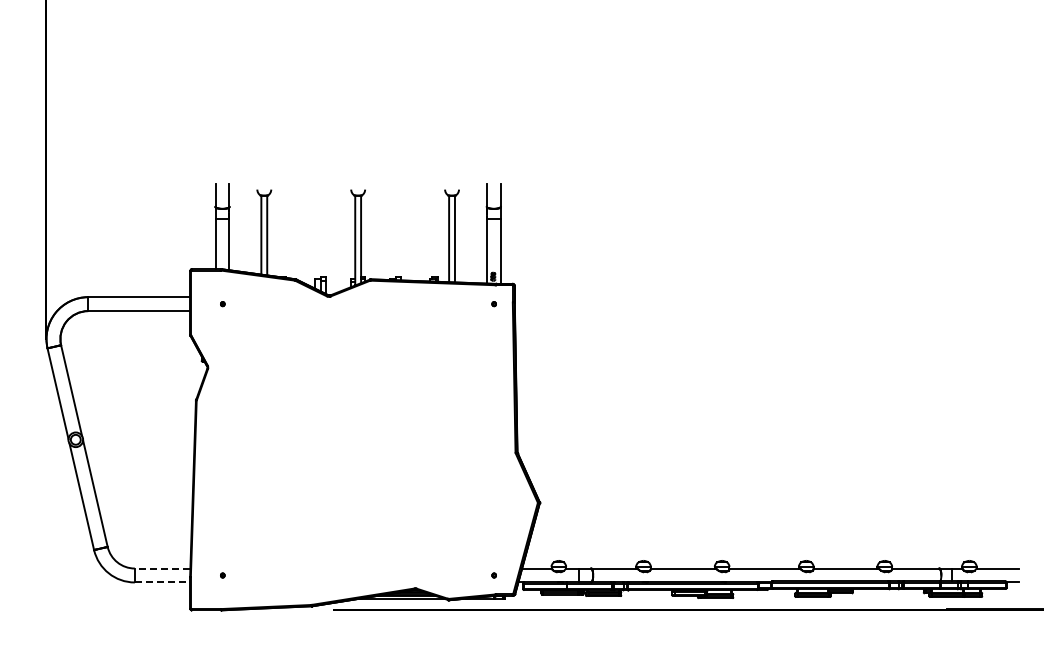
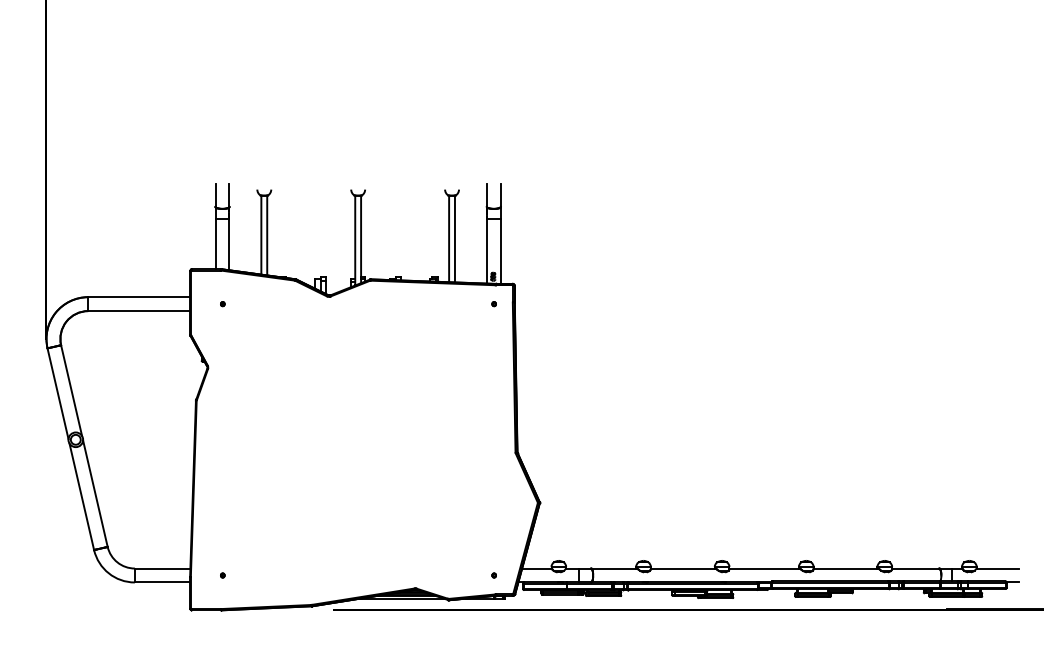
line: dashed -> solid (162, 568)
line: dashed -> solid (162, 582)
